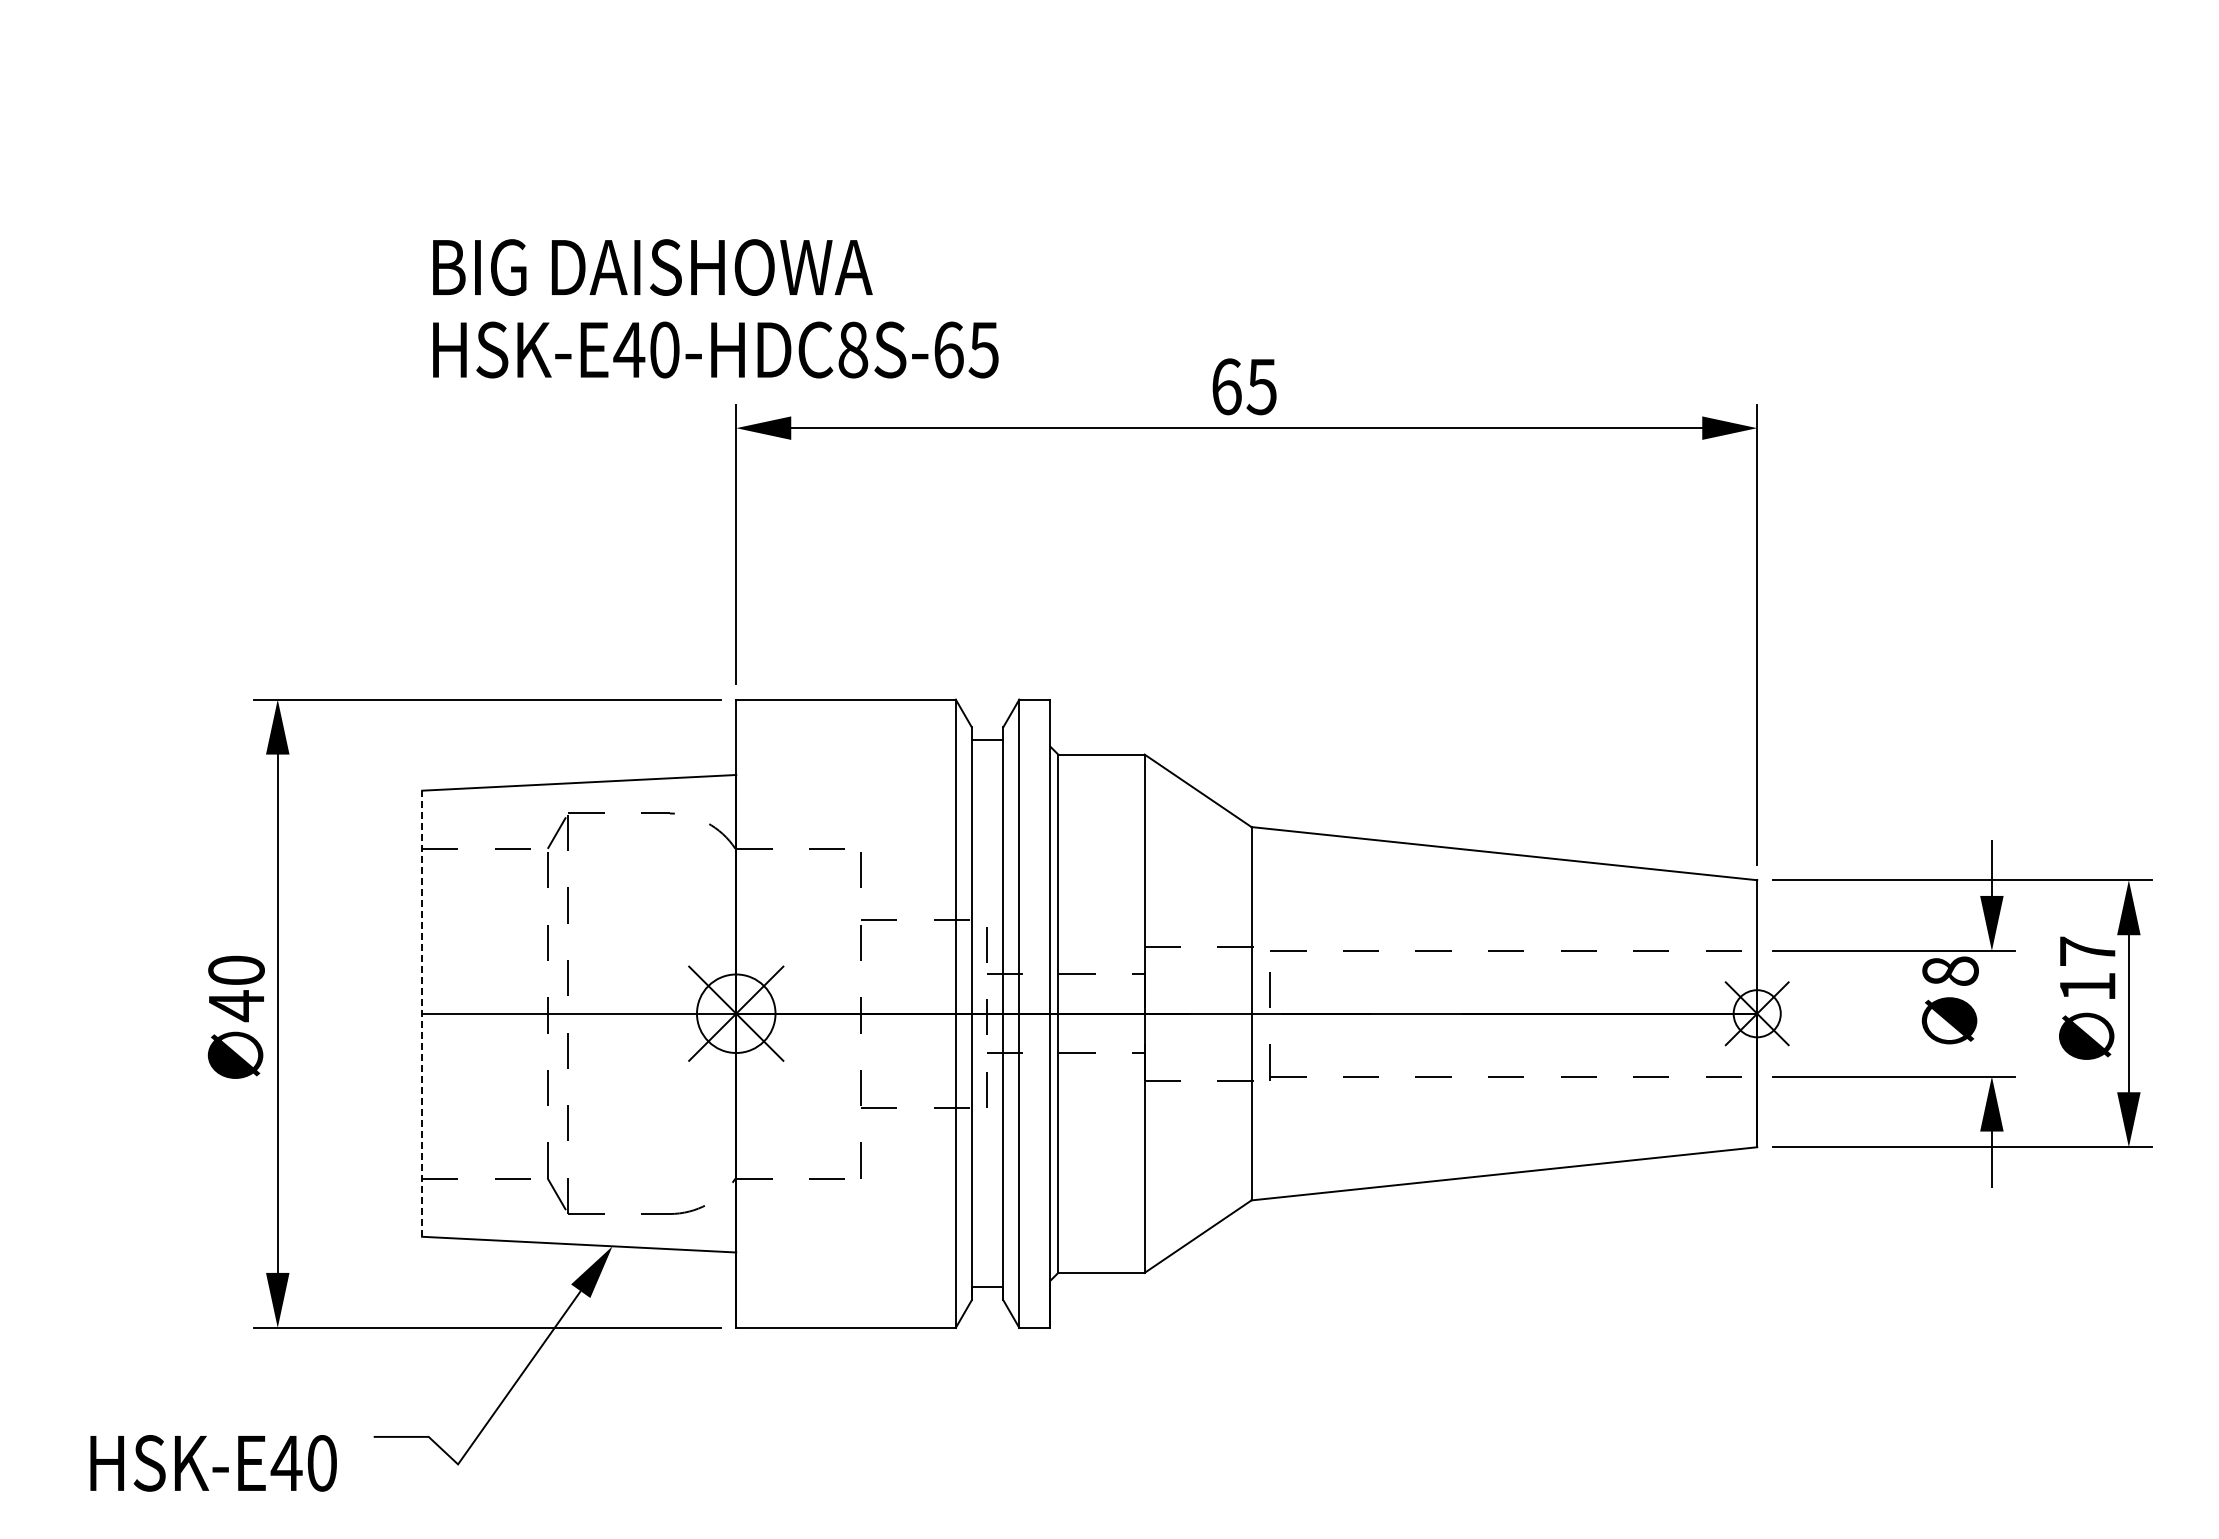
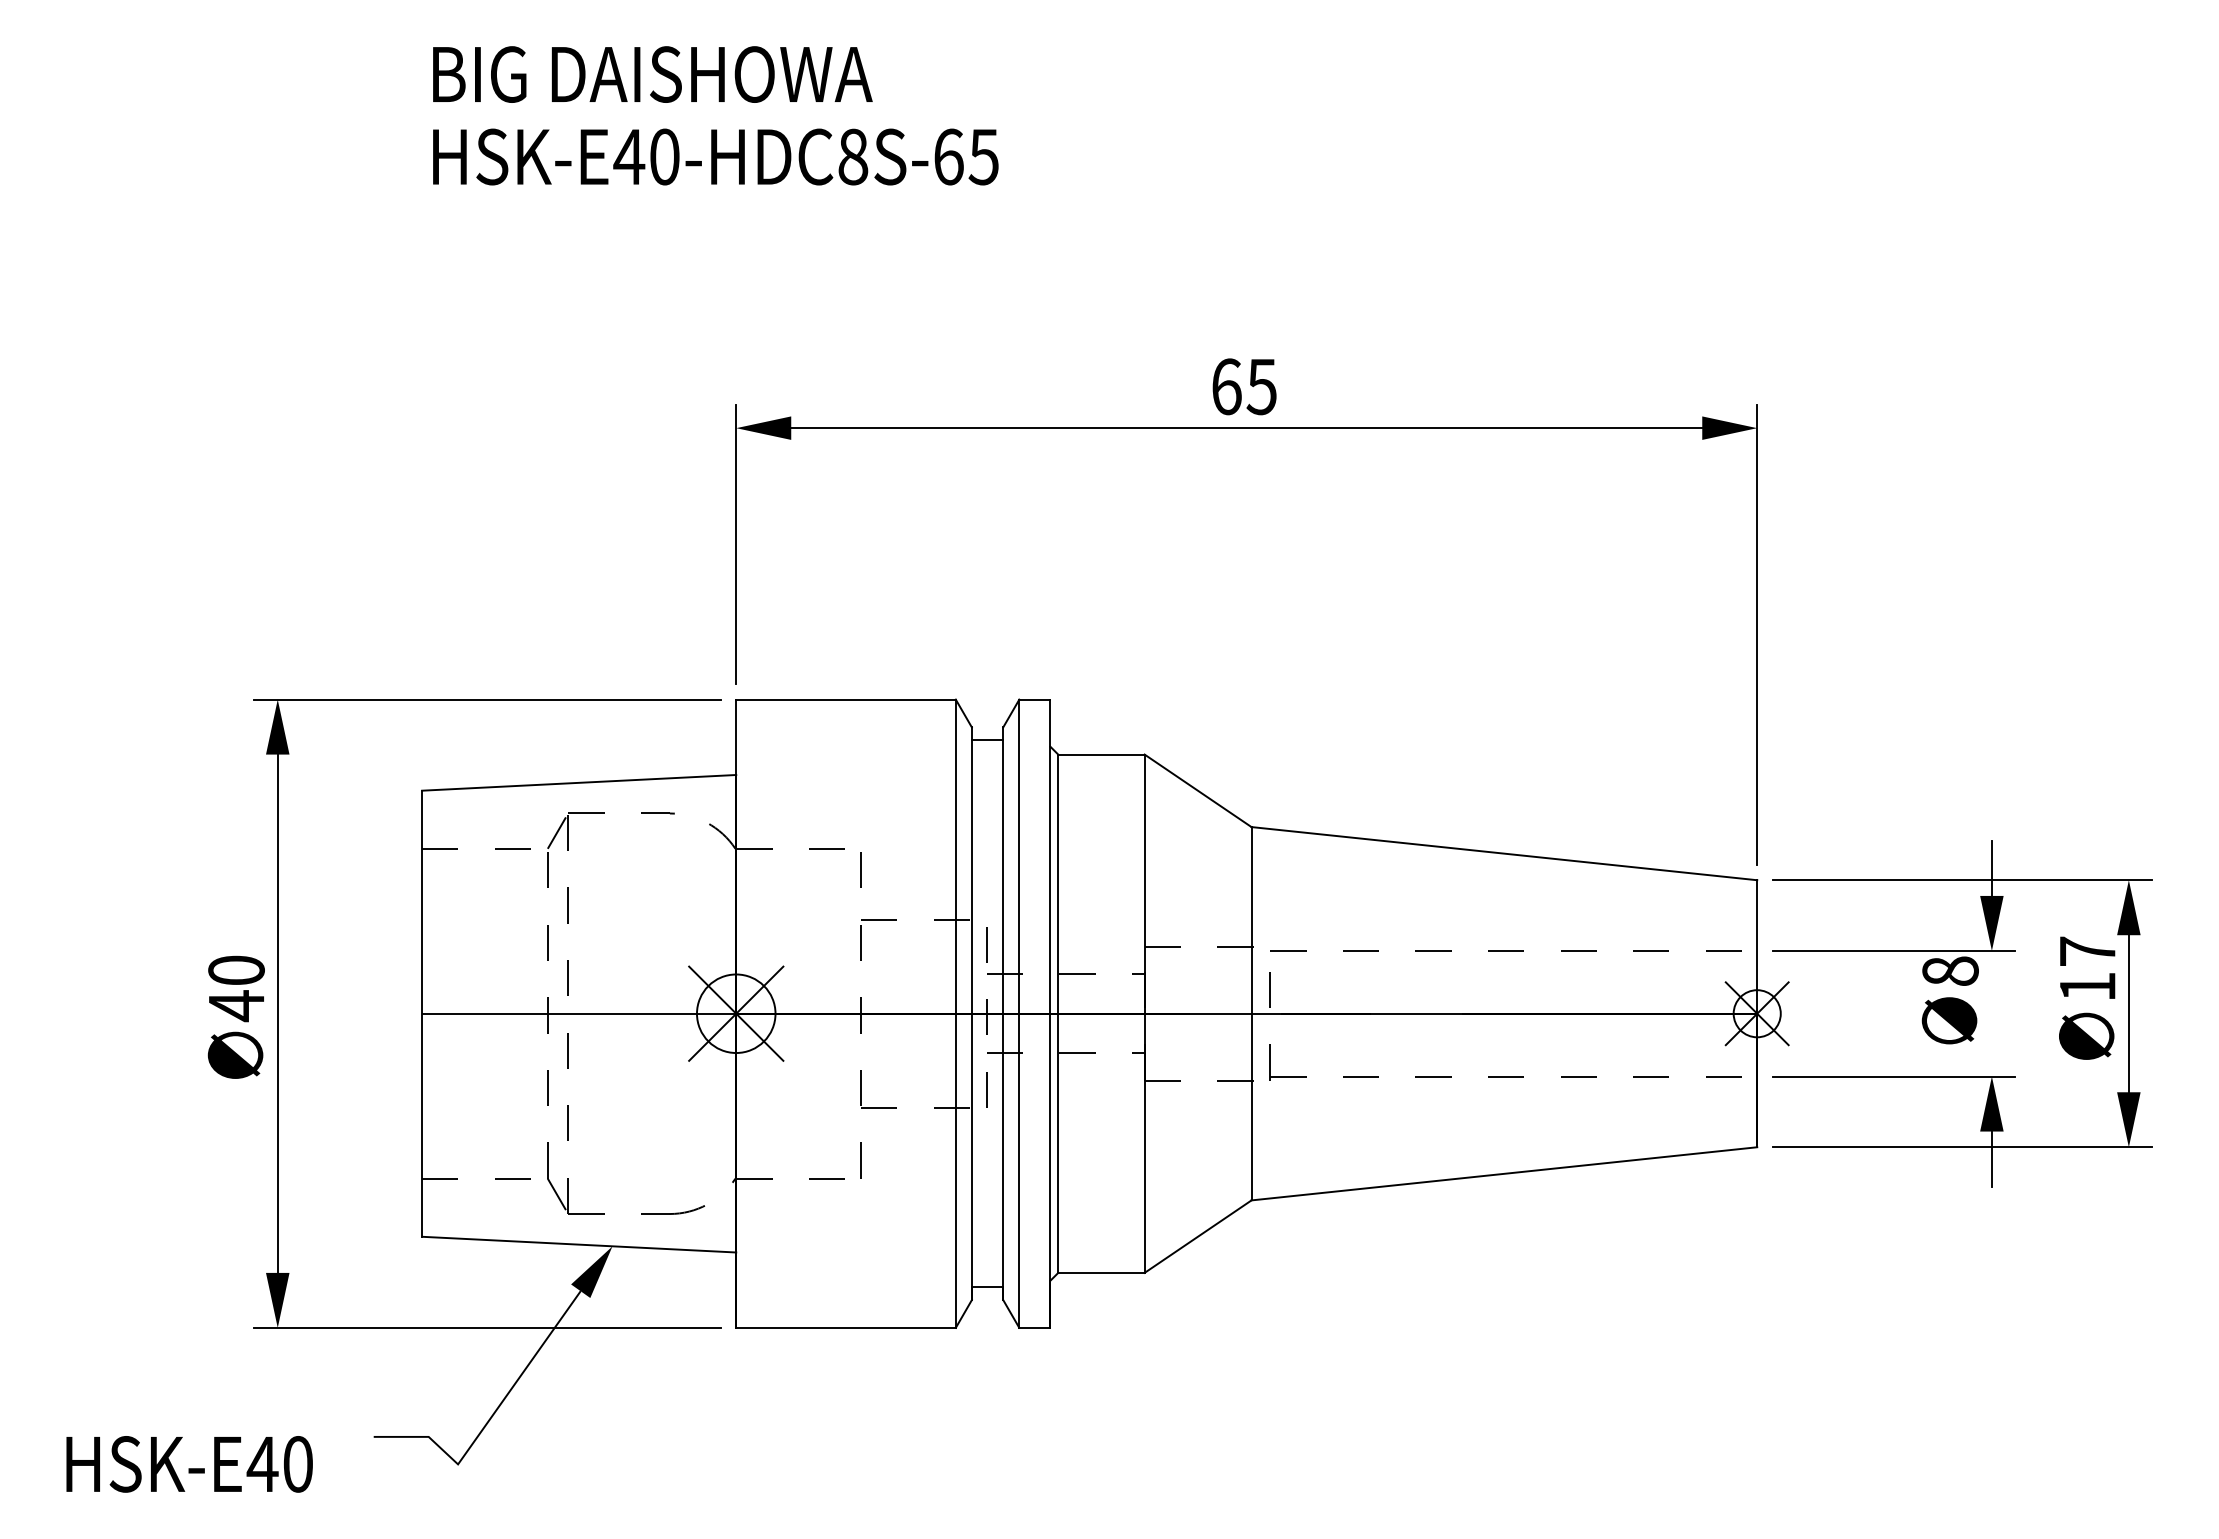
text position: (715, 308) -> (715, 115) (715, 115)
line: dashed -> solid (422, 1013)
text position: (213, 1463) -> (189, 1464) (189, 1464)
